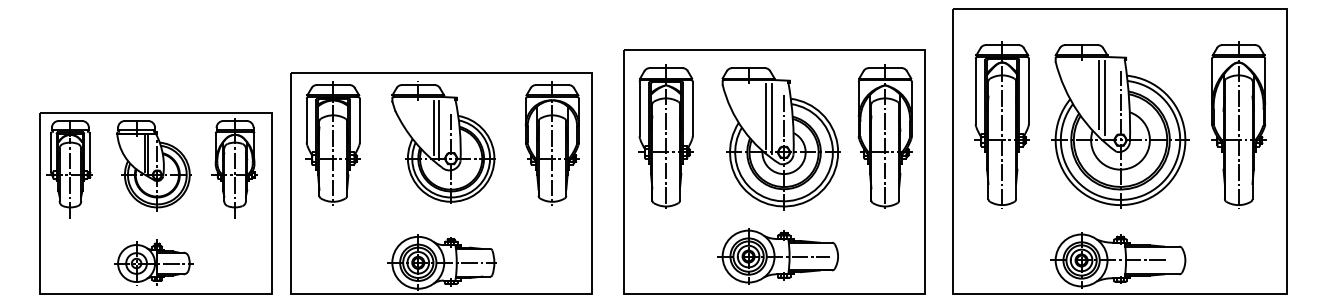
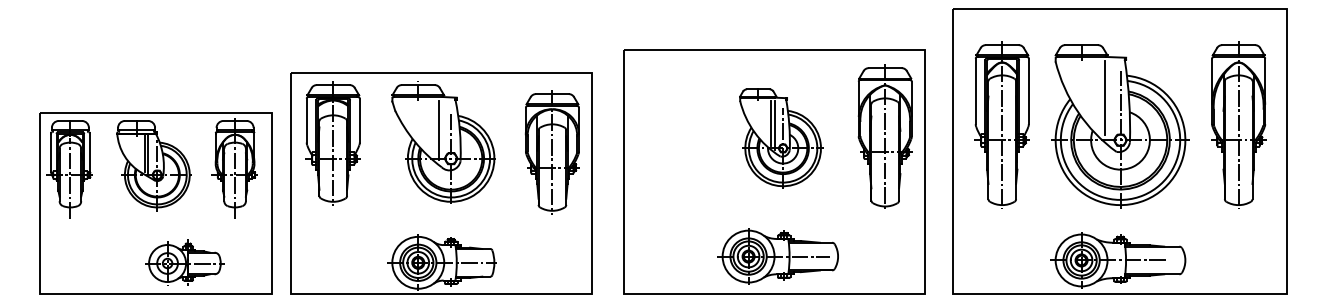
line: present -> none (1099, 95)
line: present -> none (433, 128)
part: present -> none (665, 136)
part size: 120x144 px -> 85x101 px (781, 138)
part position: (551, 143) -> (551, 152) (551, 152)
part position: (153, 262) -> (184, 262) (184, 262)
